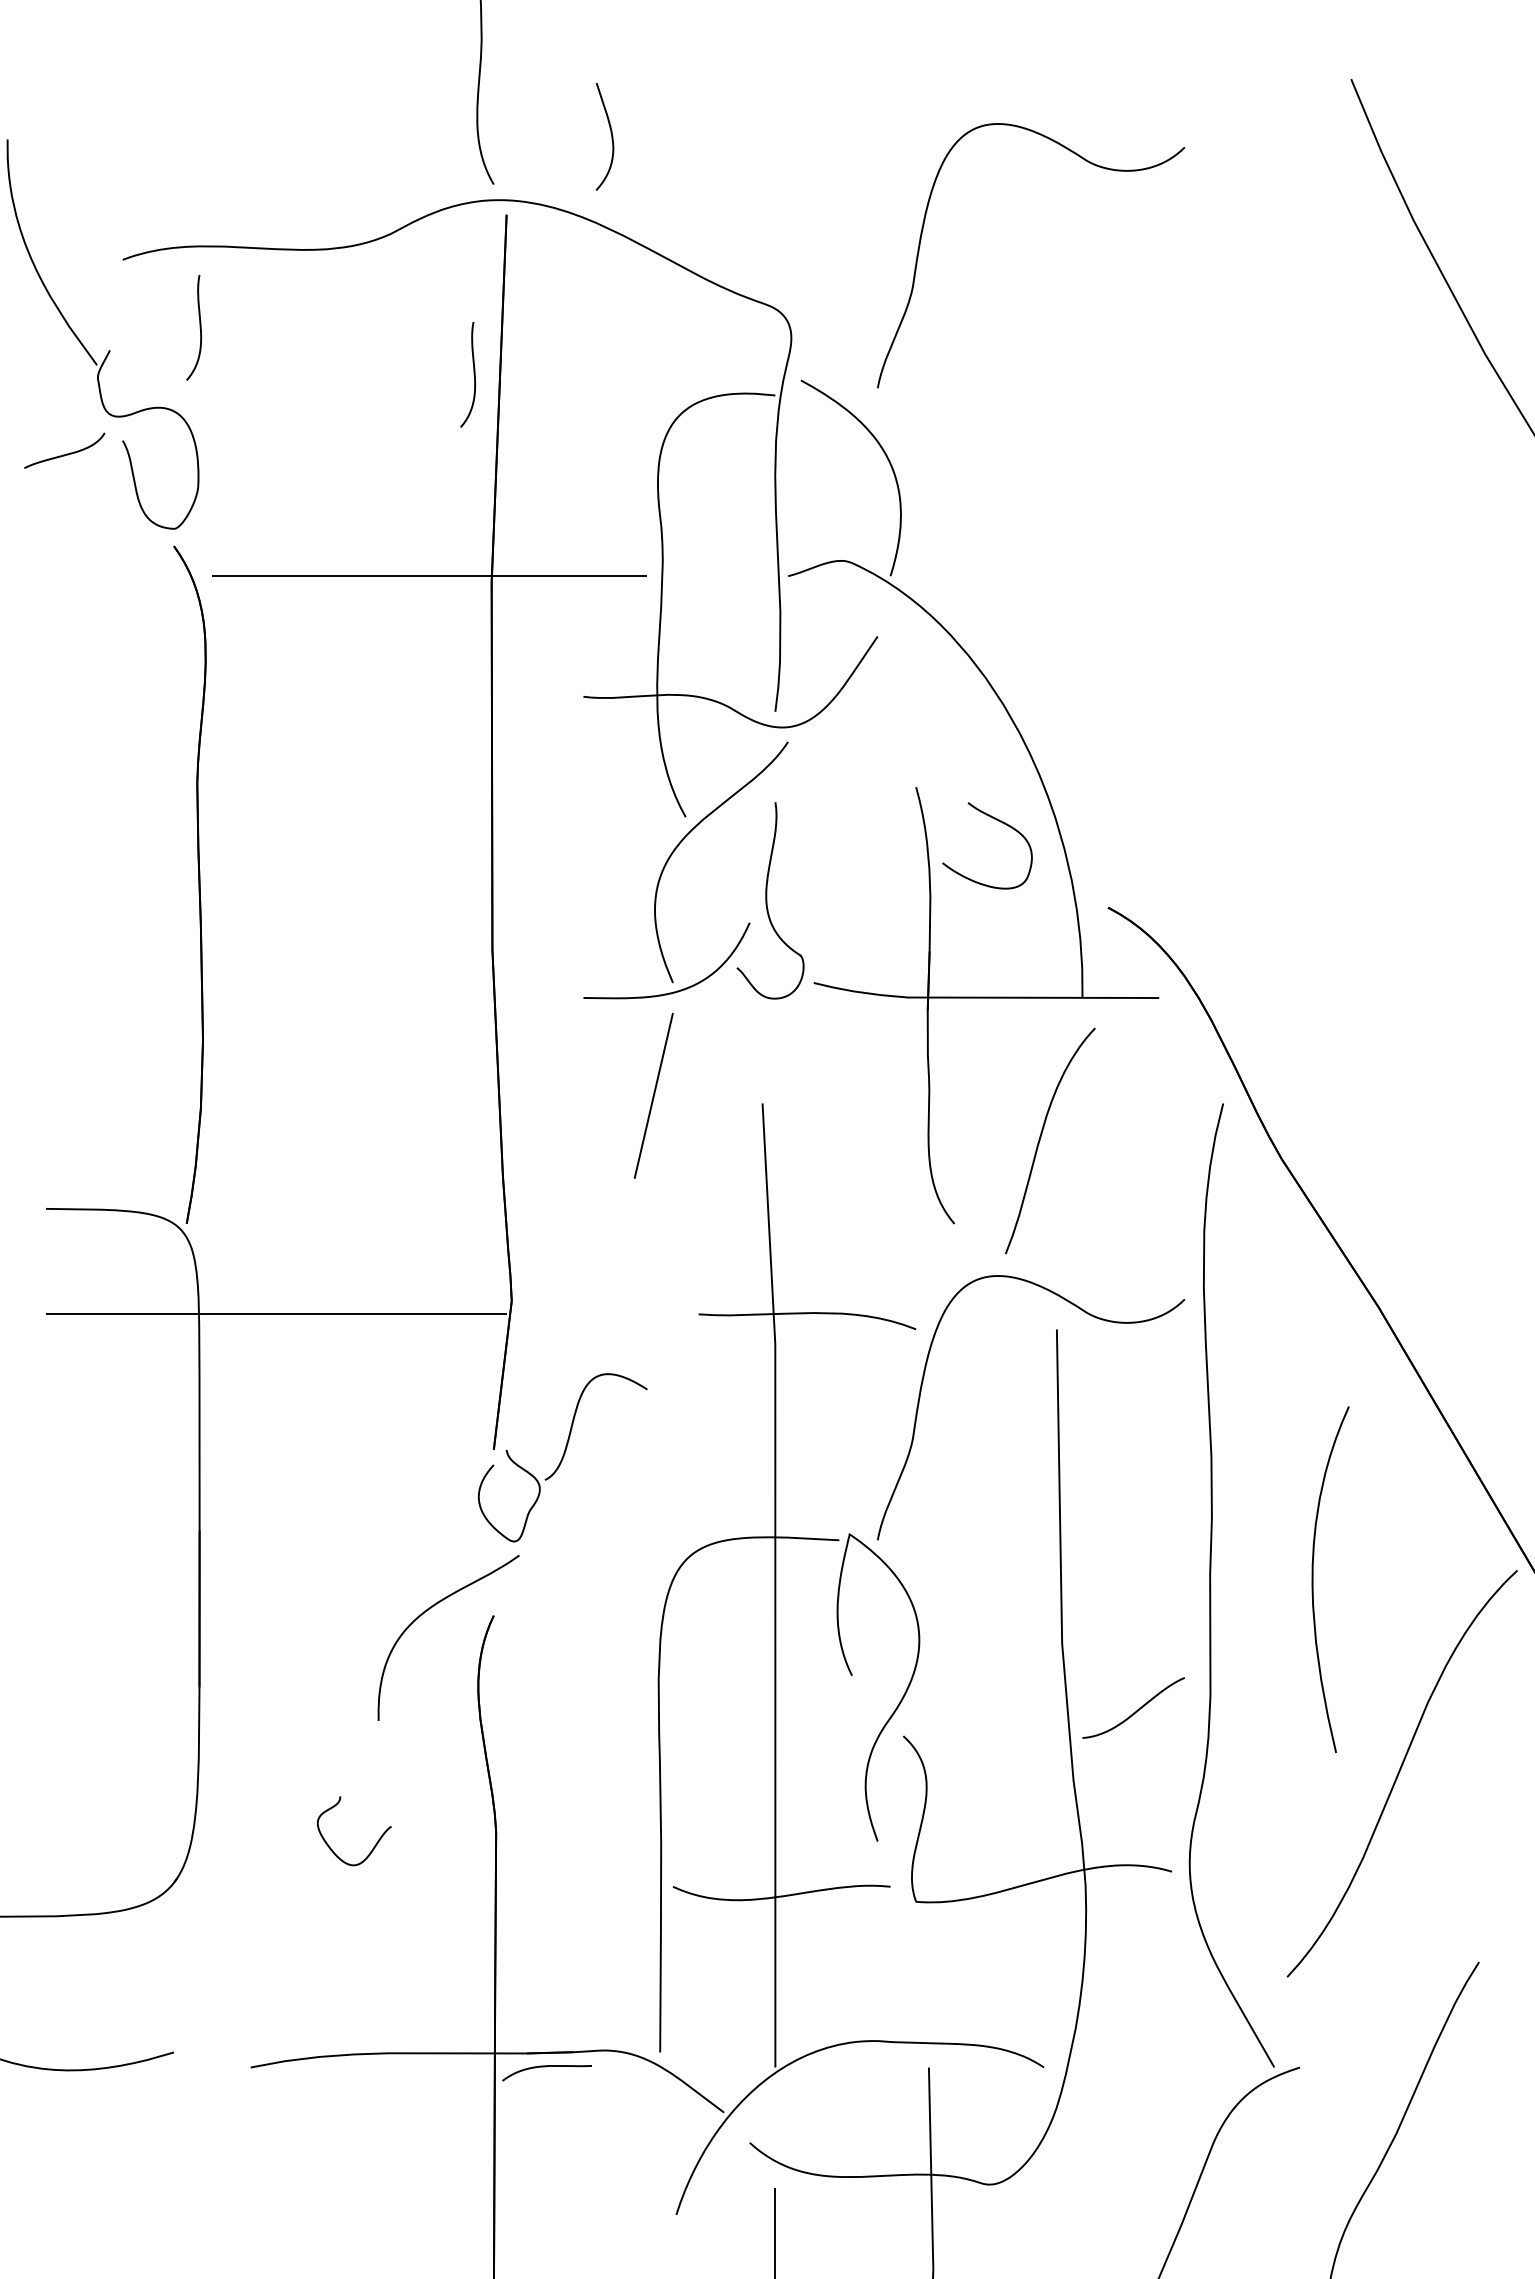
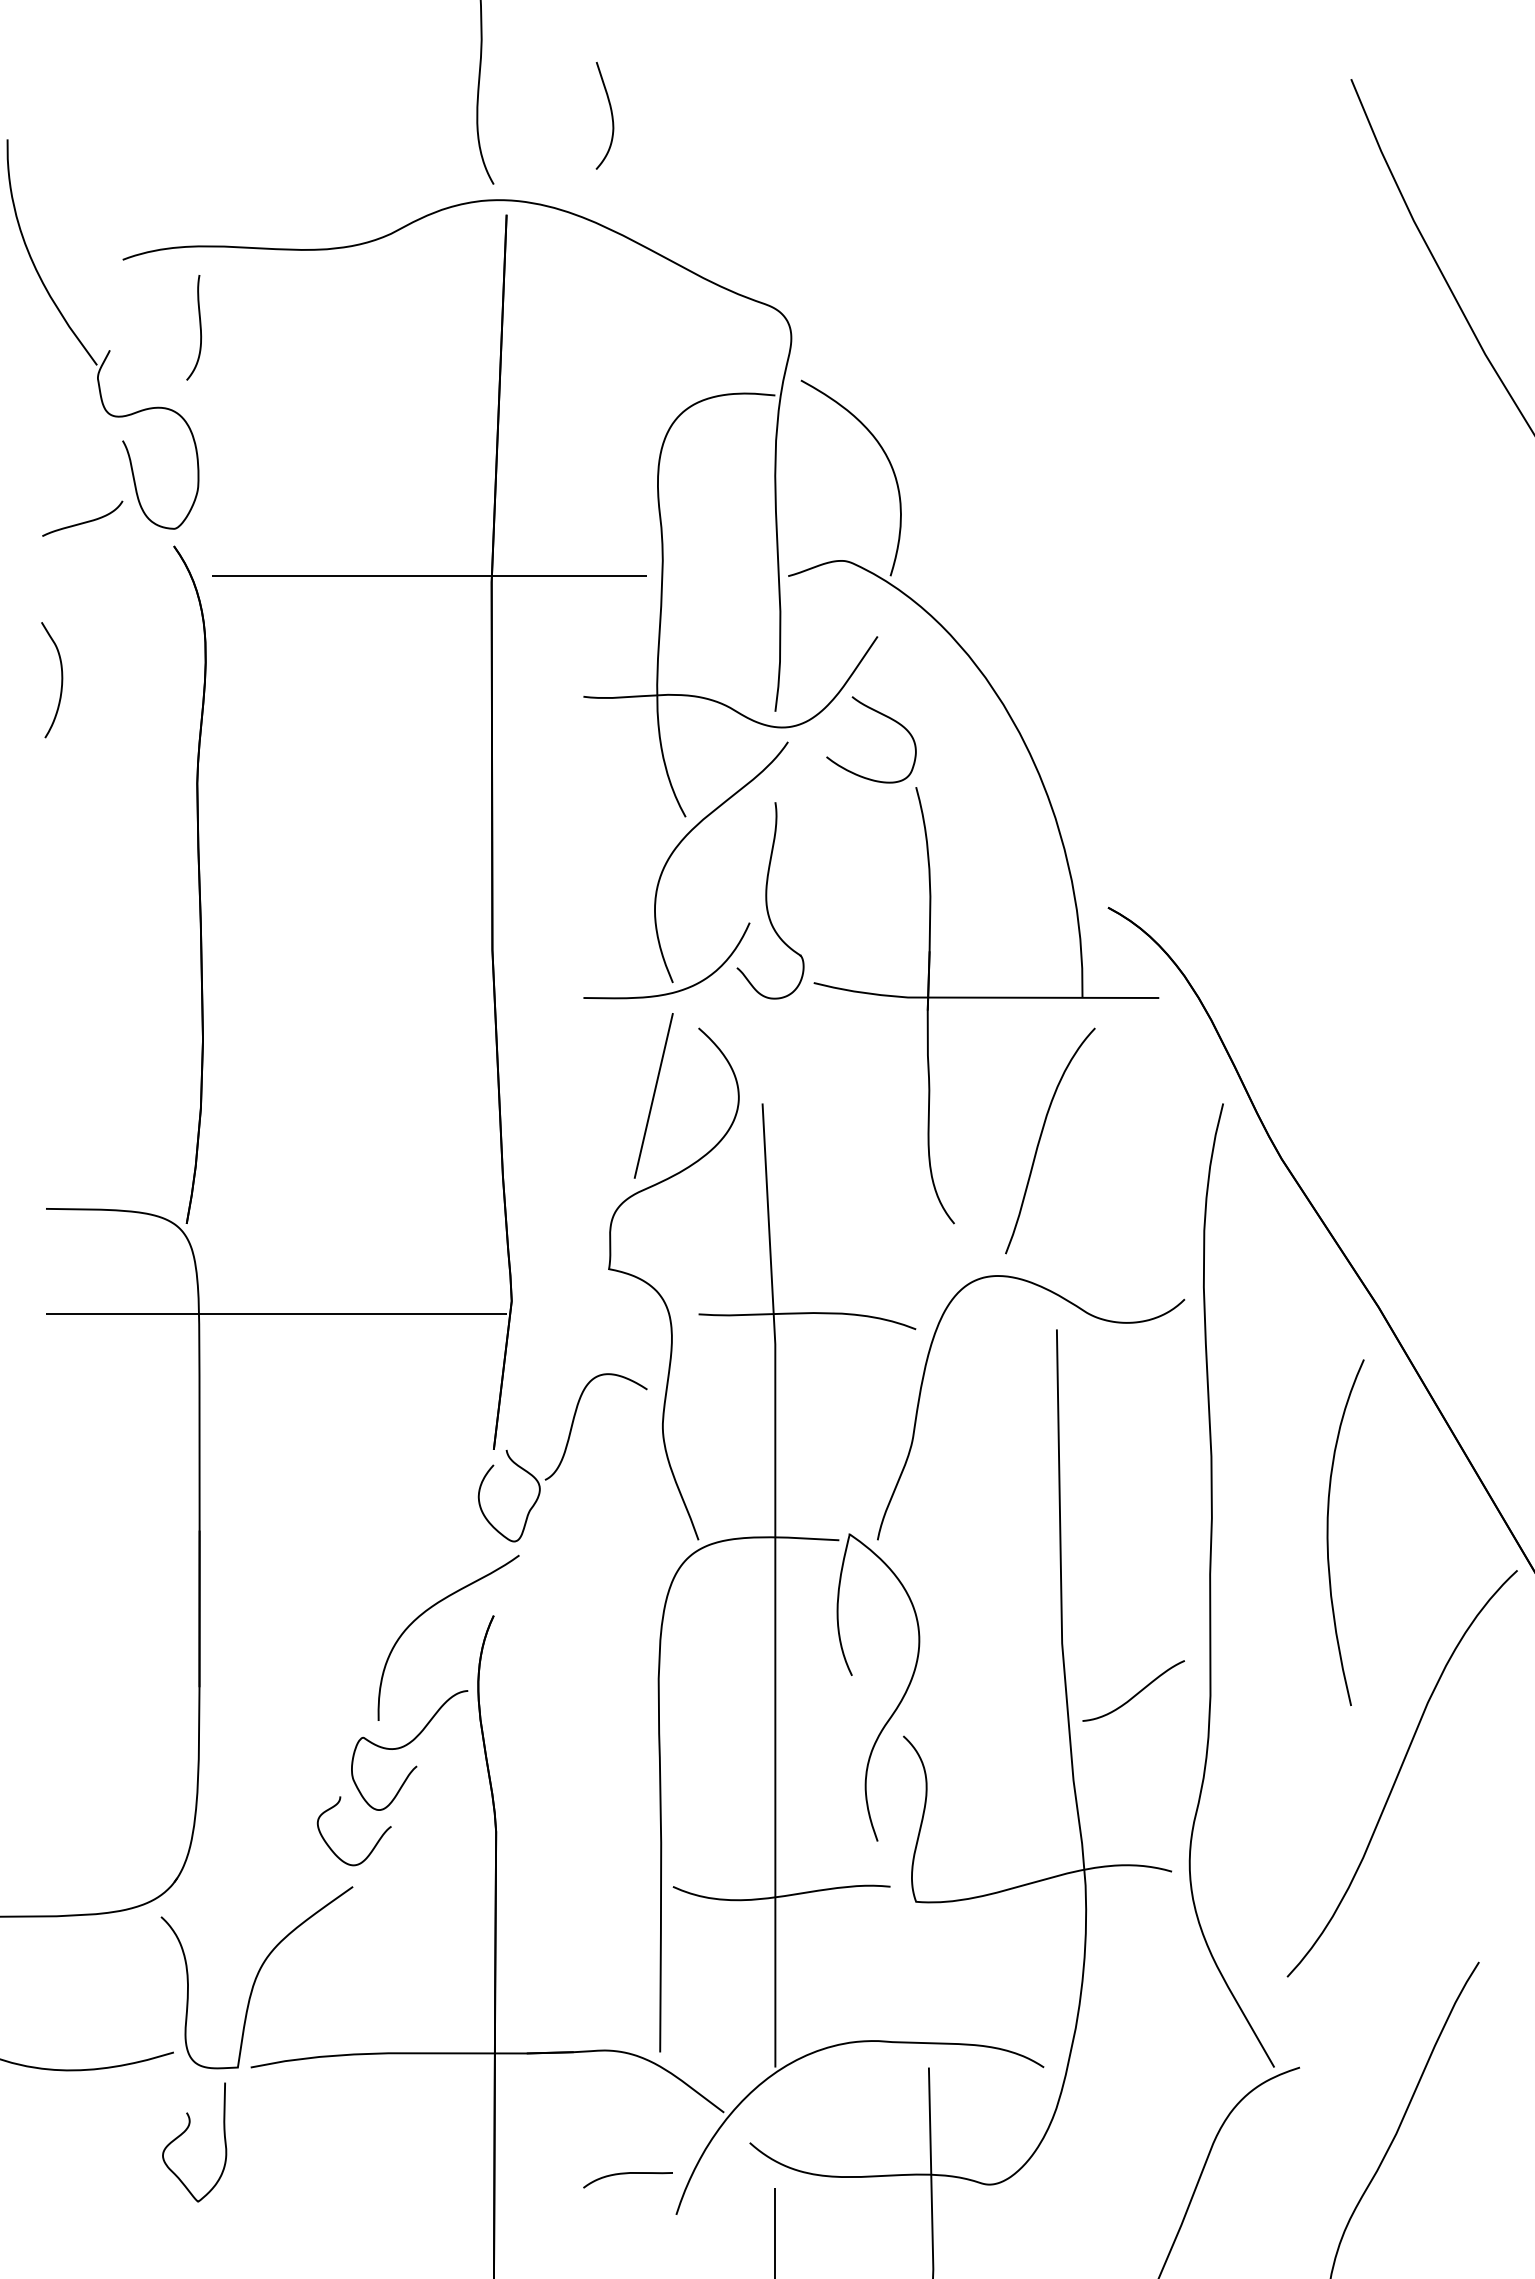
curve position: (610, 133) -> (610, 112) (610, 112)
curve: present -> none (1087, 162)
curve: present -> none (473, 374)
curve position: (66, 453) -> (84, 521) (84, 521)
curve: none -> present (61, 680)
curve position: (998, 821) -> (882, 715) (882, 715)
curve: none -> present (659, 1292)
curve position: (1313, 1579) -> (1328, 1532) (1328, 1532)
curve position: (1136, 1710) -> (1136, 1693) (1136, 1693)
curve: none -> present (406, 1746)
curve: none -> present (256, 1977)
curve position: (546, 2067) -> (627, 2174) (627, 2174)
curve: none -> present (185, 2132)
